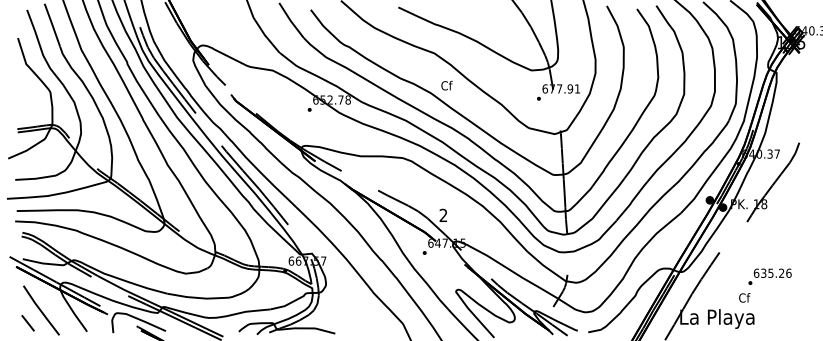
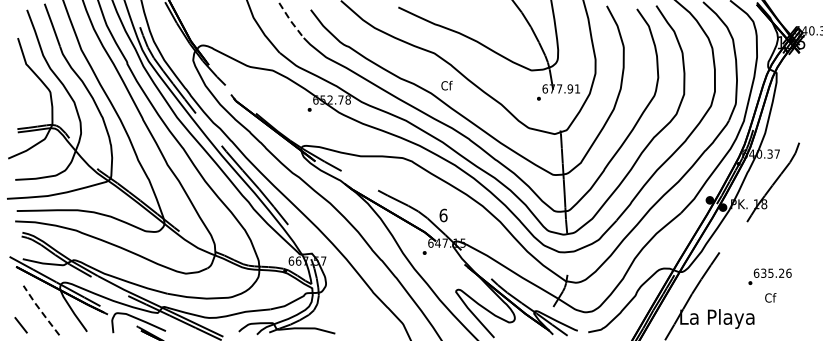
line: solid -> dashed (290, 20)
text: 2 -> 6 (443, 215)
text position: (744, 297) -> (770, 297) (770, 297)
line: solid -> dashed (40, 310)
line position: (27, 323) -> (20, 325) (20, 325)
